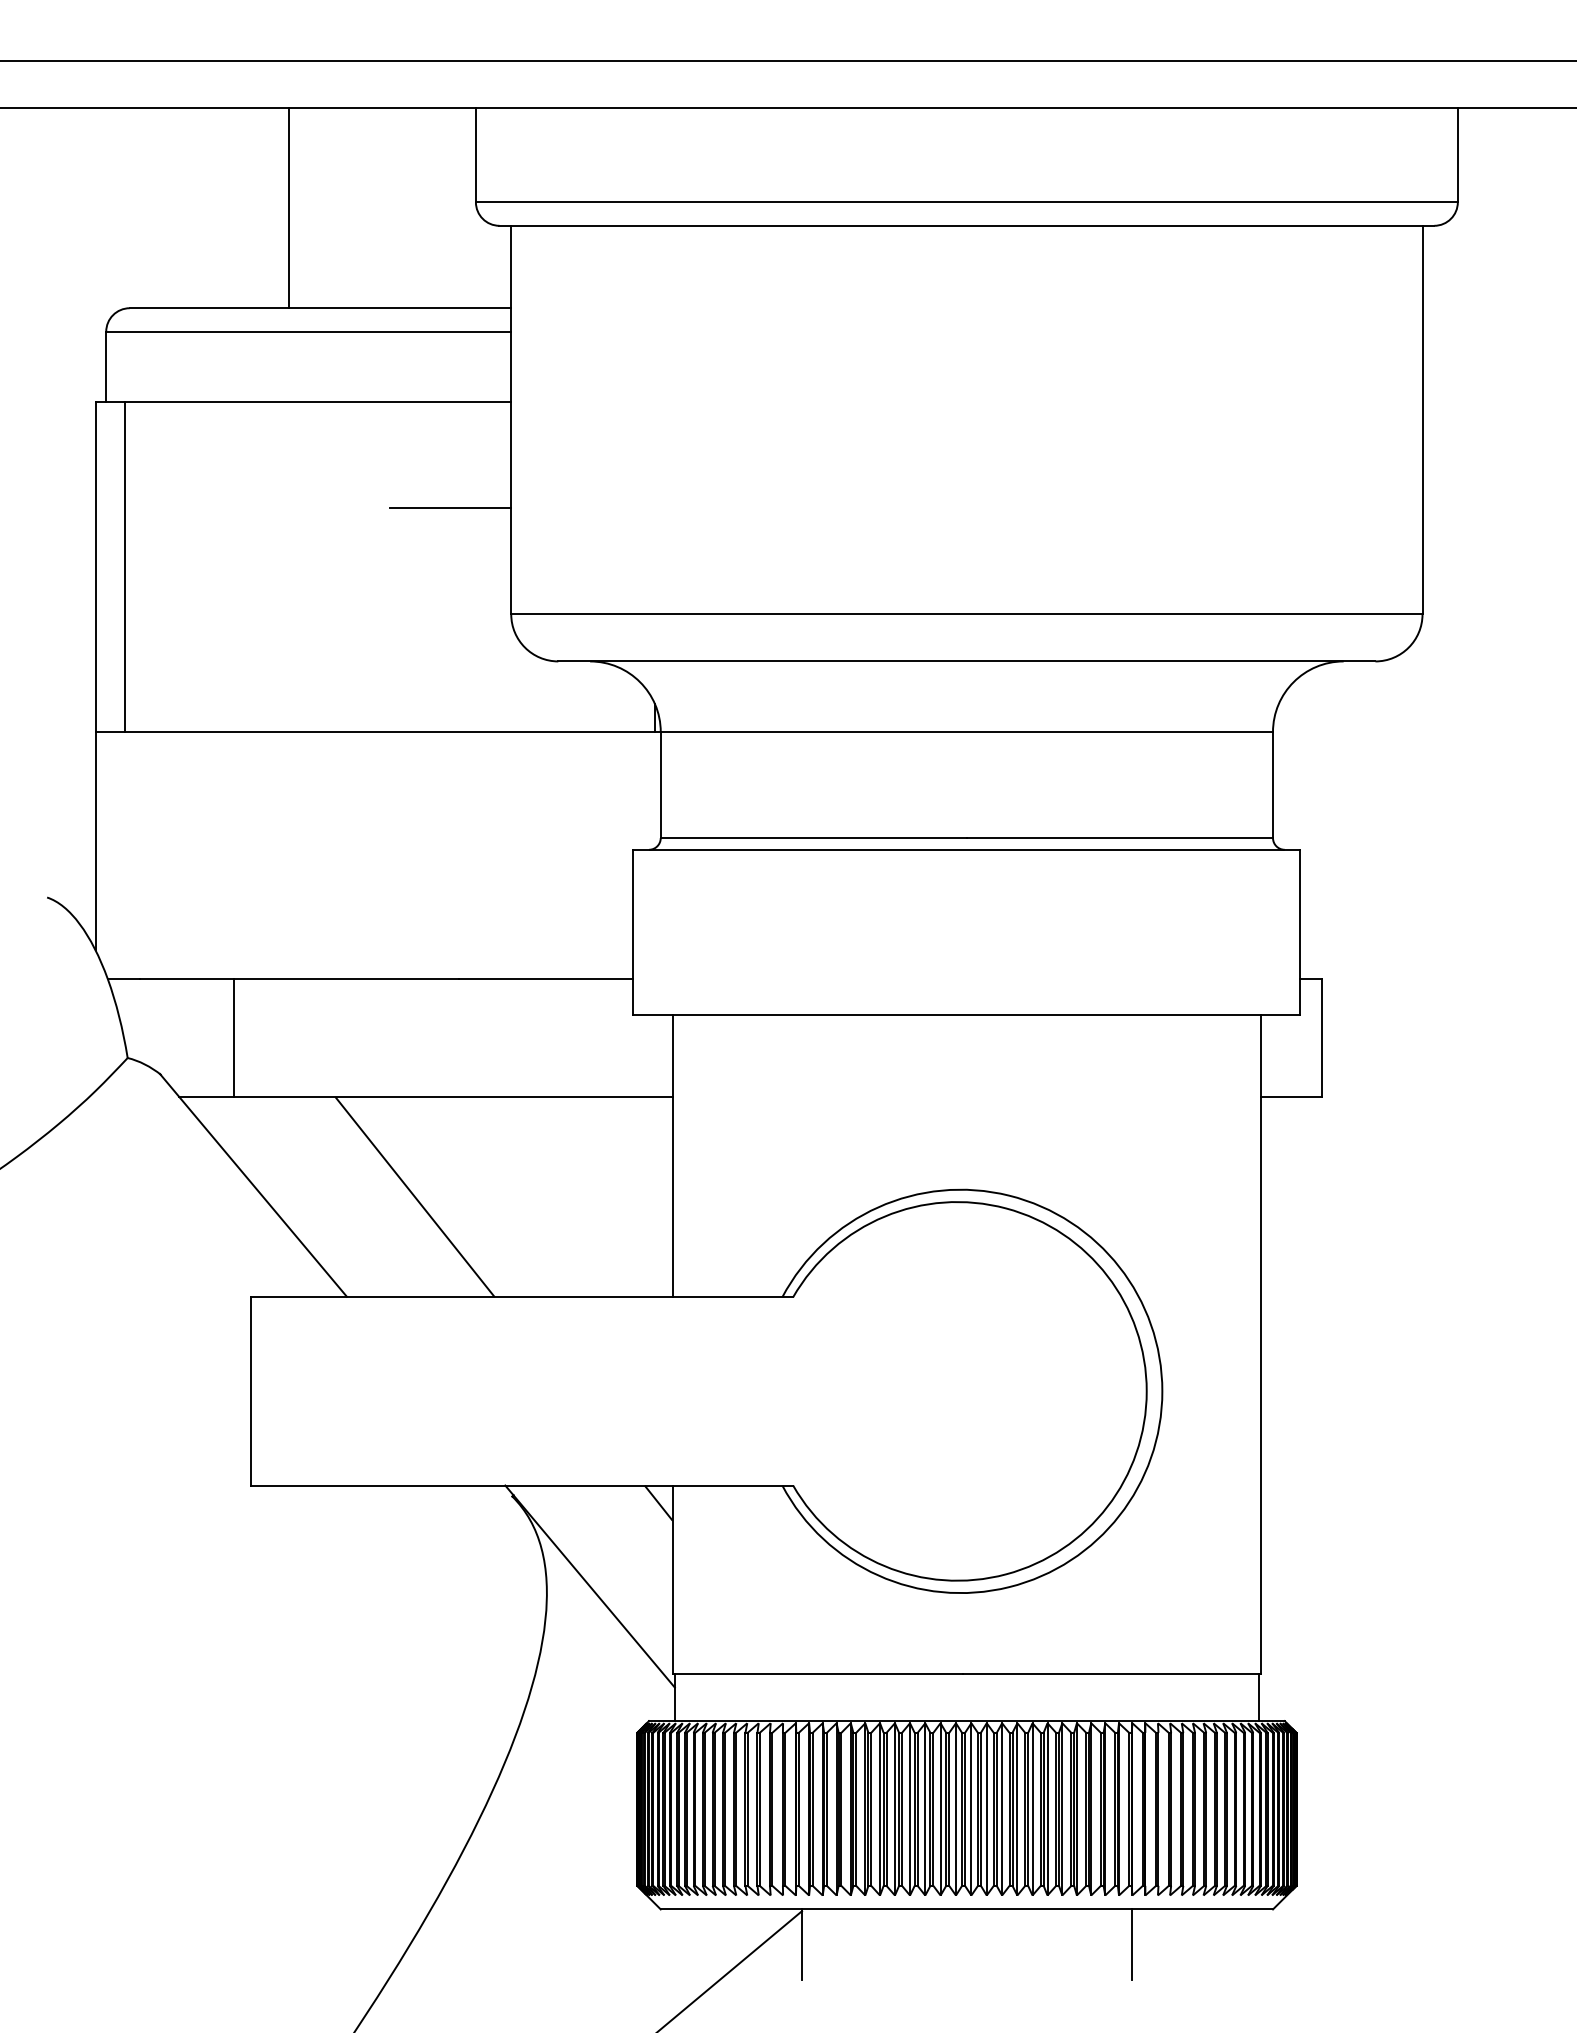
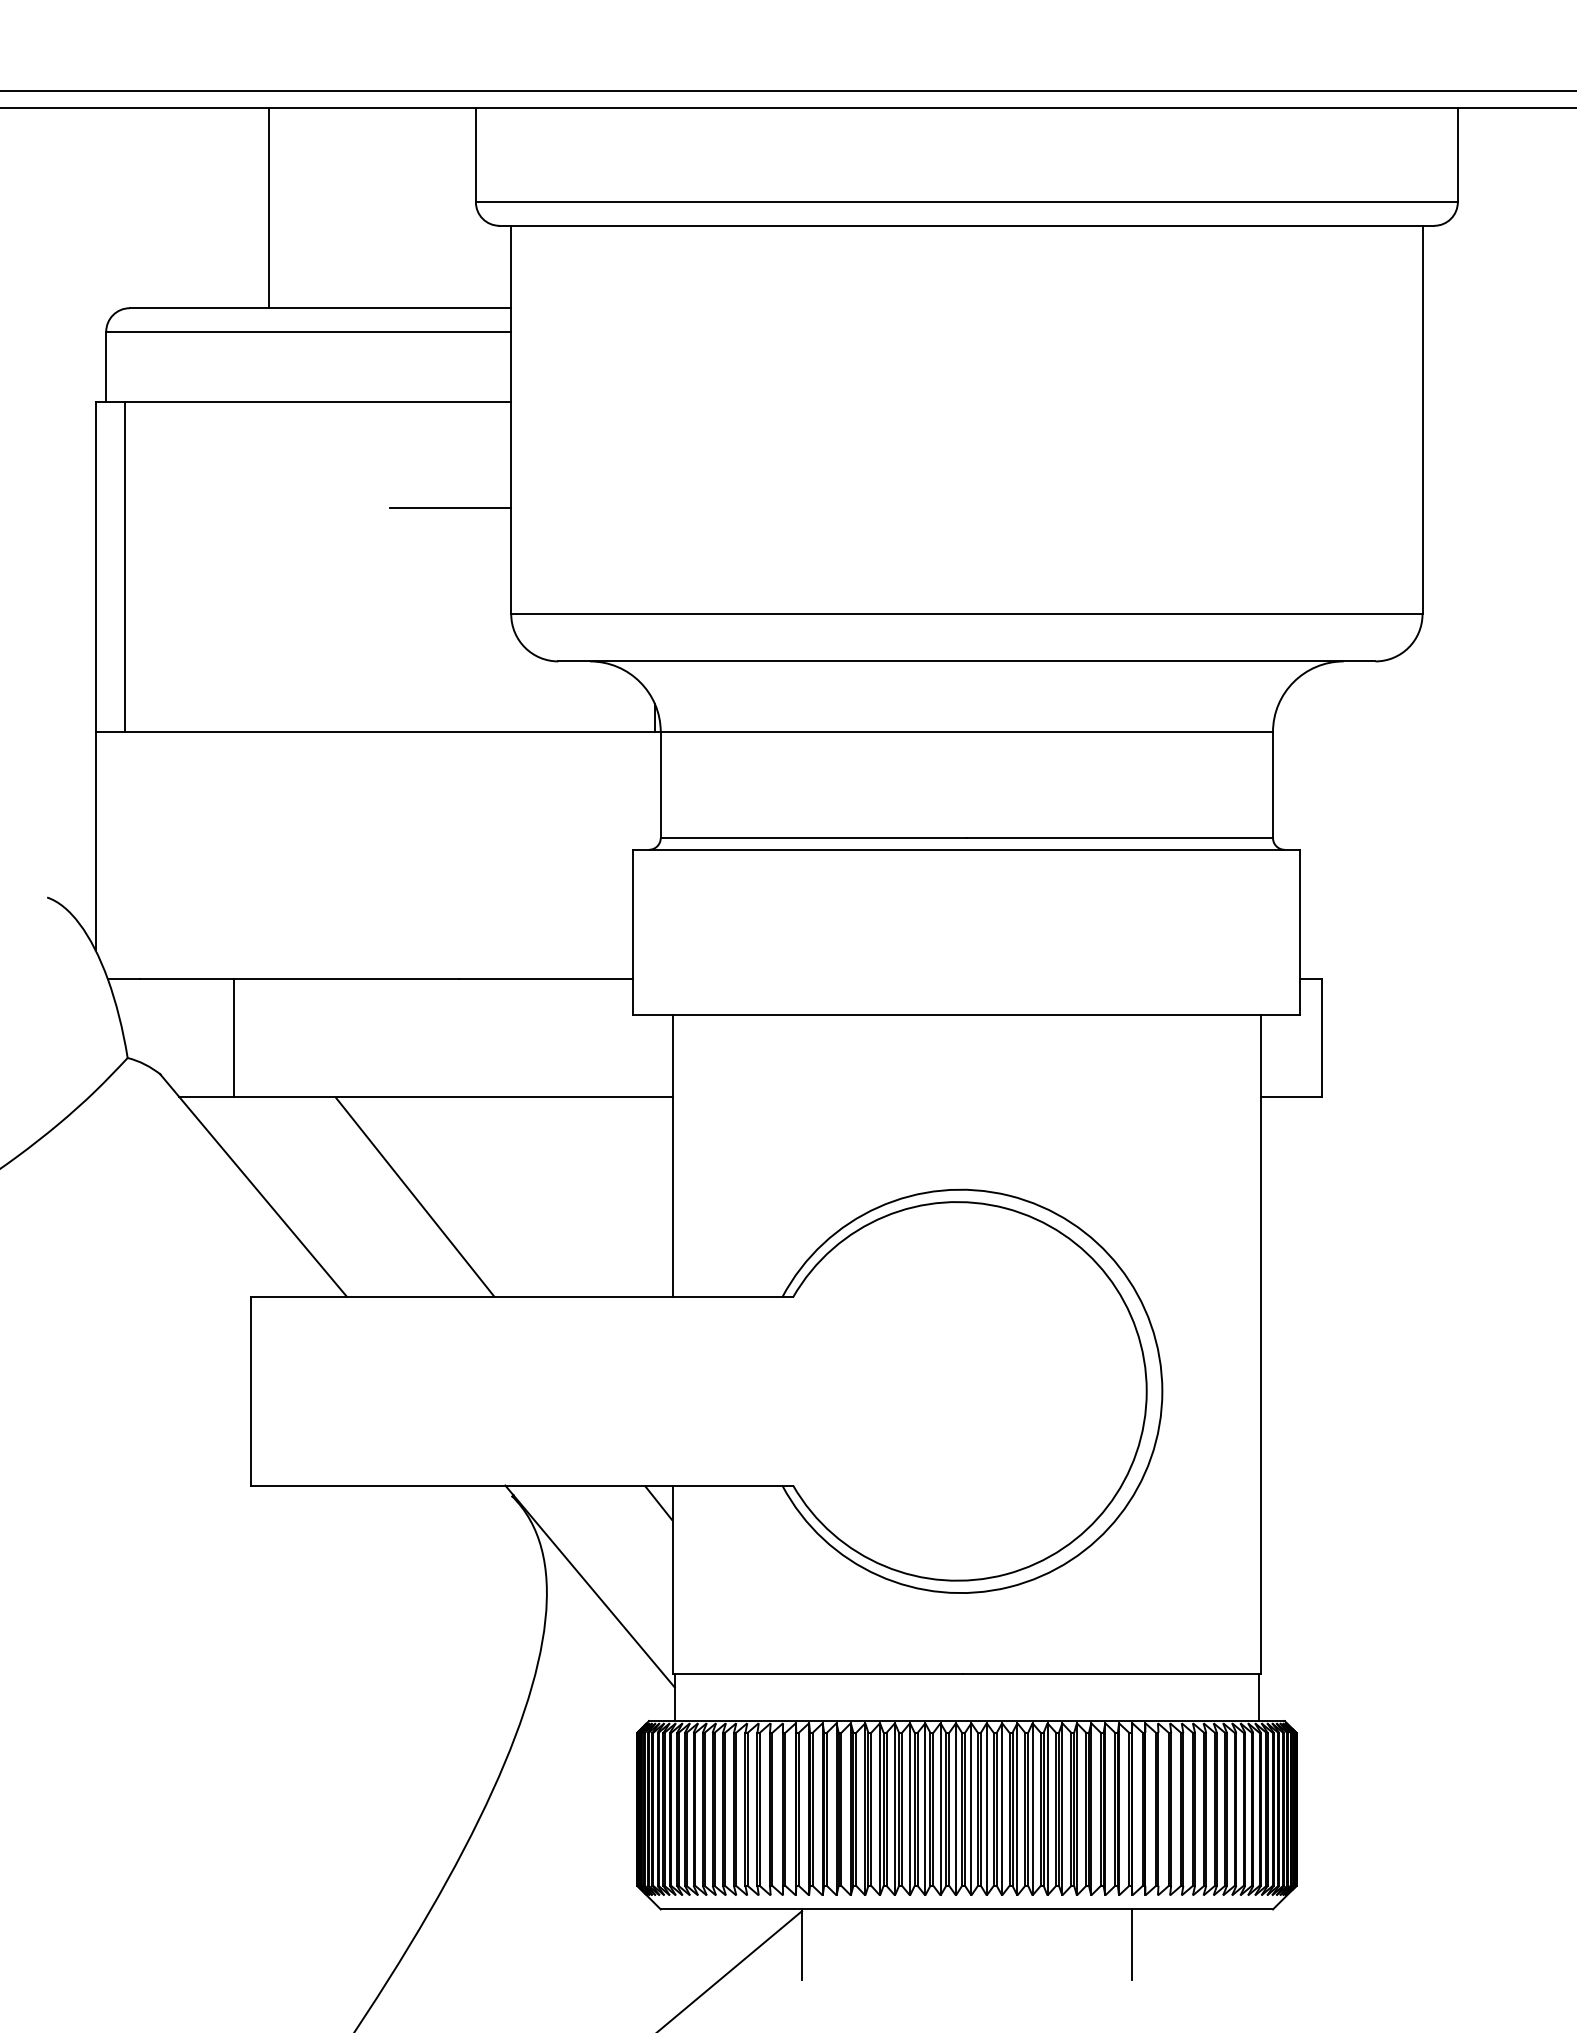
line position: (787, 60) -> (787, 90) (787, 90)
line position: (288, 208) -> (268, 208) (268, 208)
